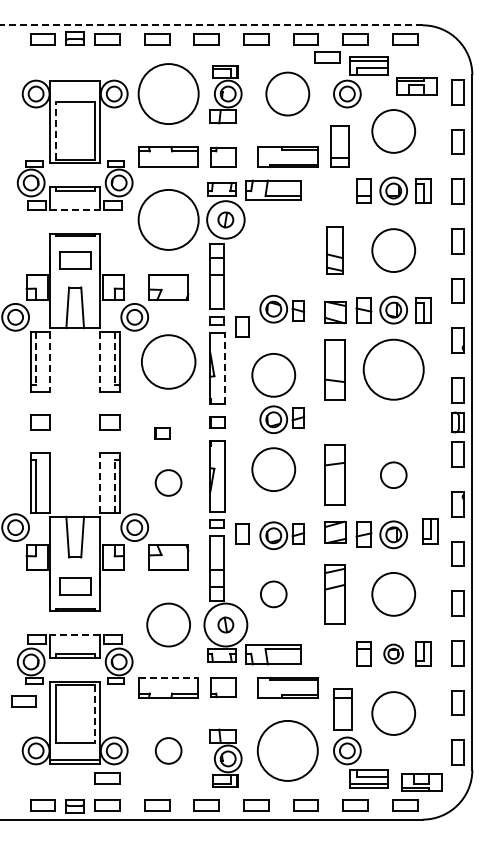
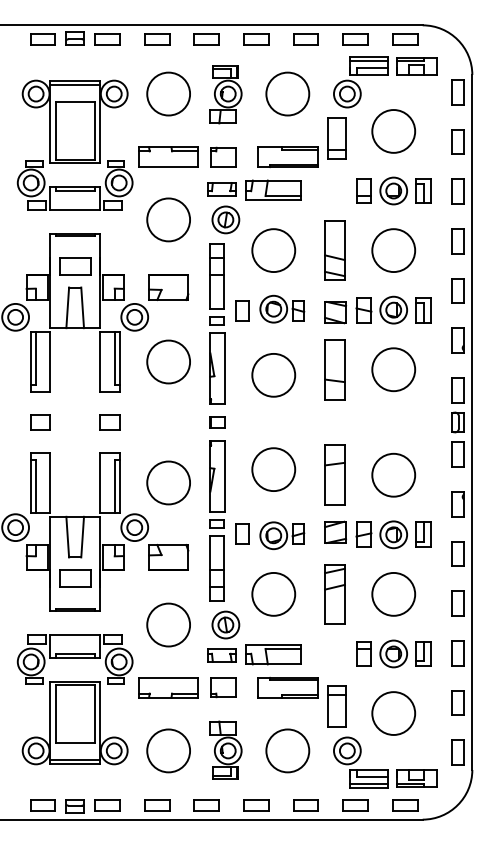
line: dashed -> solid (211, 25)
part: present -> none (327, 57)
line: none -> present (75, 85)
part position: (416, 86) -> (416, 66) (416, 66)
circle diameter: 60 px -> 43 px (168, 93)
line: dashed -> solid (55, 130)
part position: (339, 146) -> (336, 138) (336, 138)
line: dashed -> solid (75, 210)
circle diameter: 60 px -> 43 px (168, 219)
circle diameter: 38 px -> 27 px (225, 219)
circle: none -> present (273, 250)
part size: 18x49 px -> 22x61 px (334, 250)
part position: (75, 260) -> (75, 266) (75, 266)
part position: (242, 326) -> (242, 310) (242, 310)
line: dashed -> solid (35, 358)
line: dashed -> solid (114, 358)
circle diameter: 54 px -> 43 px (168, 361)
line: dashed -> solid (50, 362)
line: dashed -> solid (100, 362)
line: dashed -> solid (224, 368)
circle diameter: 60 px -> 43 px (393, 369)
part: present -> none (282, 419)
part: present -> none (162, 433)
circle diameter: 26 px -> 43 px (393, 474)
line: dashed -> solid (100, 482)
circle size: 29x28 px -> 45x46 px (168, 482)
line: dashed -> solid (114, 486)
part position: (430, 531) -> (423, 534) (423, 534)
part position: (75, 586) -> (75, 578) (75, 578)
circle diameter: 26 px -> 43 px (273, 593)
circle diameter: 43 px -> 27 px (225, 624)
line: dashed -> solid (75, 634)
part size: 21x22 px -> 29x30 px (393, 653)
line: dashed -> solid (168, 677)
part: present -> none (23, 701)
part position: (342, 709) -> (336, 706) (336, 706)
line: dashed -> solid (94, 714)
circle diameter: 26 px -> 43 px (168, 750)
circle diameter: 60 px -> 43 px (287, 750)
part position: (225, 757) -> (225, 749) (225, 749)
part: present -> none (107, 778)
part position: (421, 782) -> (416, 778) (416, 778)
